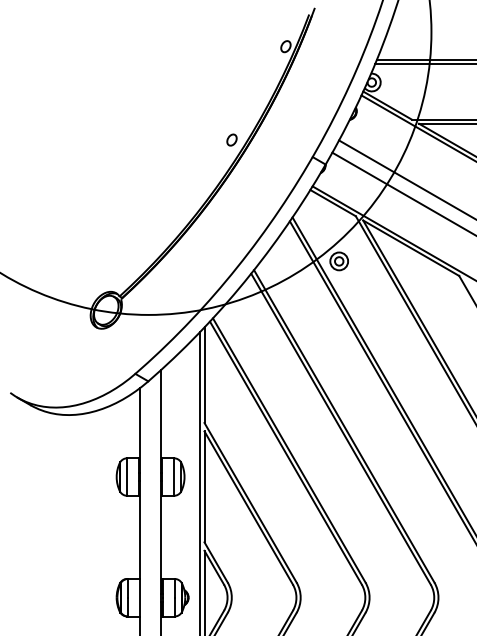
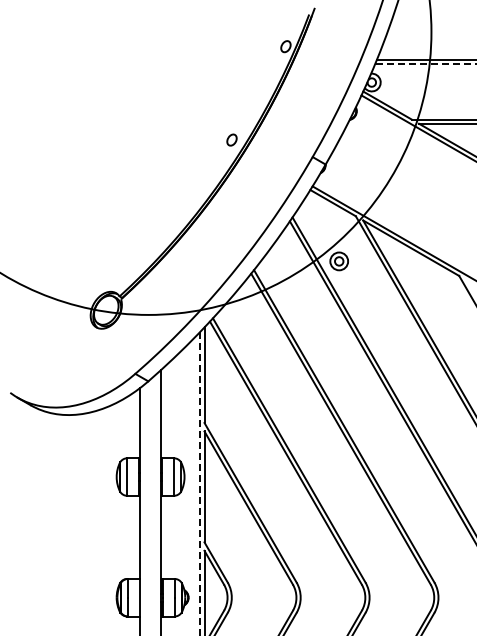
line: solid -> dashed (425, 64)
line: present -> none (406, 179)
line: present -> none (402, 193)
line: solid -> dashed (200, 483)
